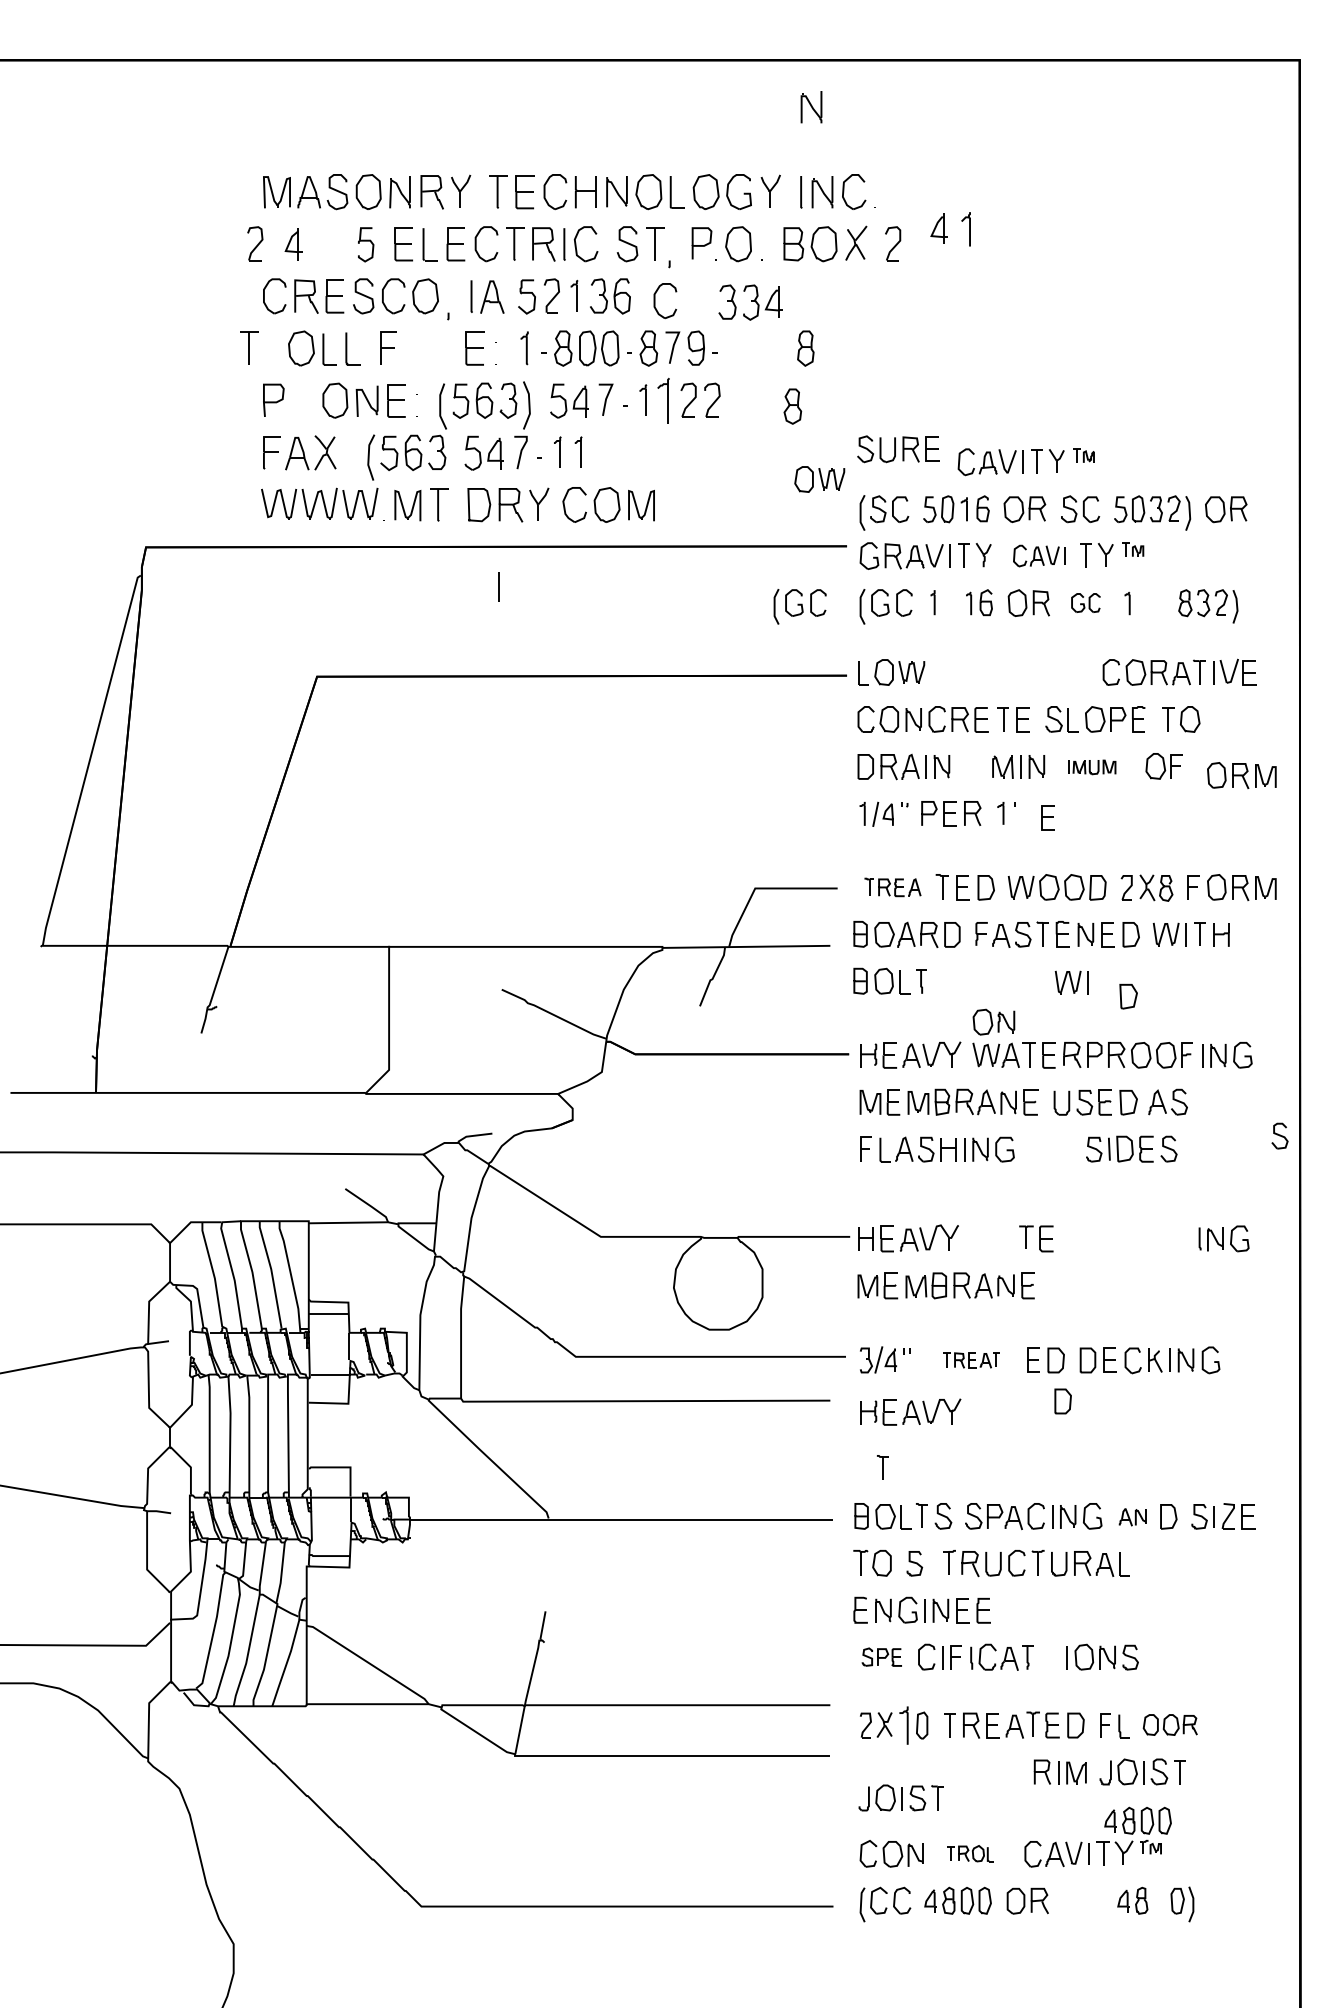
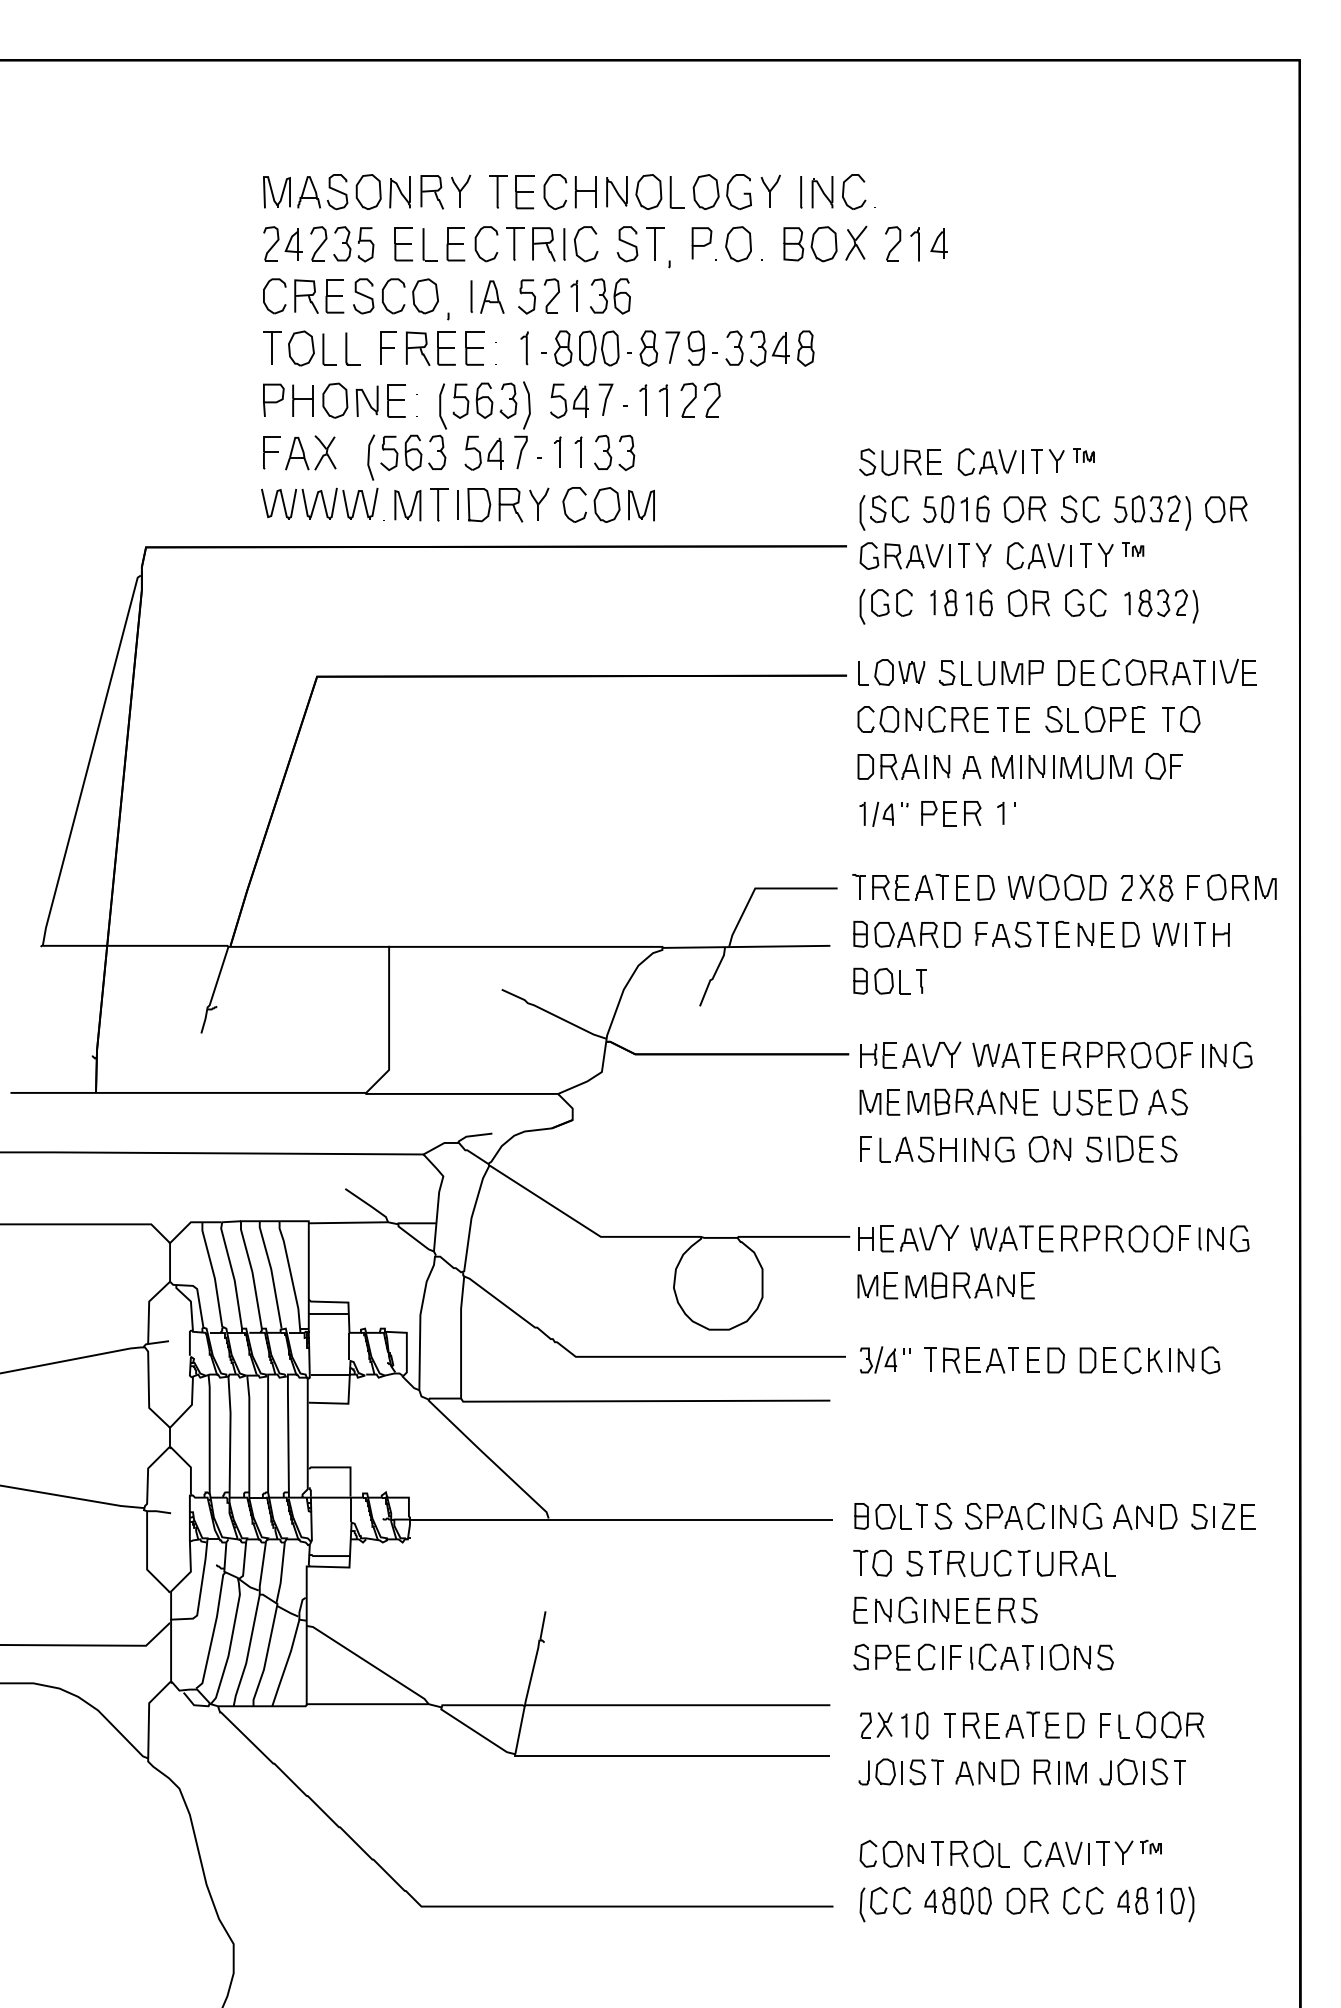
part: present -> none (811, 107)
part position: (938, 228) -> (938, 243) (938, 243)
part position: (965, 229) -> (914, 244) (914, 244)
part position: (255, 243) -> (271, 243) (271, 243)
part: none -> present (330, 243)
part: present -> none (655, 301)
part position: (750, 302) -> (757, 348) (757, 348)
part position: (249, 347) -> (272, 347) (272, 347)
part: none -> present (430, 348)
part: none -> present (302, 400)
part size: 13x47 px -> 10x33 px (662, 400)
curve: present -> none (792, 405)
part position: (898, 449) -> (900, 462) (900, 462)
part: none -> present (614, 452)
part: present -> none (819, 479)
part size: 53x24 px -> 66x28 px (1038, 555)
line position: (498, 586) -> (457, 504) (457, 504)
curve: none -> present (950, 602)
part size: 30x20 px -> 42x28 px (1085, 602)
part: present -> none (799, 606)
part position: (1208, 606) -> (1168, 606) (1168, 606)
part: none -> present (991, 672)
part: none -> present (1076, 672)
part: none -> present (971, 767)
part size: 49x17 px -> 79x25 px (1092, 767)
part: present -> none (1241, 775)
part: present -> none (1047, 817)
part size: 58x21 px -> 82x27 px (892, 887)
part: present -> none (1071, 982)
part: present -> none (1128, 996)
part position: (993, 1021) -> (1049, 1148) (1049, 1148)
part: present -> none (1279, 1135)
part: none -> present (993, 1238)
part: none -> present (1125, 1238)
part size: 57x17 px -> 95x27 px (971, 1360)
part: present -> none (1062, 1401)
part: present -> none (910, 1411)
part: present -> none (882, 1467)
part size: 29x19 px -> 40x27 px (1132, 1517)
part position: (1036, 1563) -> (1022, 1563) (1022, 1563)
part: none -> present (1017, 1610)
part size: 41x20 px -> 58x28 px (881, 1656)
part position: (1102, 1656) -> (1077, 1656) (1077, 1656)
part size: 56x22 px -> 69x28 px (1170, 1724)
part size: 10x39 px -> 7x25 px (904, 1725)
part: none -> present (986, 1772)
part position: (900, 1797) -> (900, 1771) (900, 1771)
part: present -> none (1137, 1820)
part size: 47x18 px -> 79x29 px (970, 1853)
part: none -> present (1083, 1900)
part: none -> present (1158, 1900)
